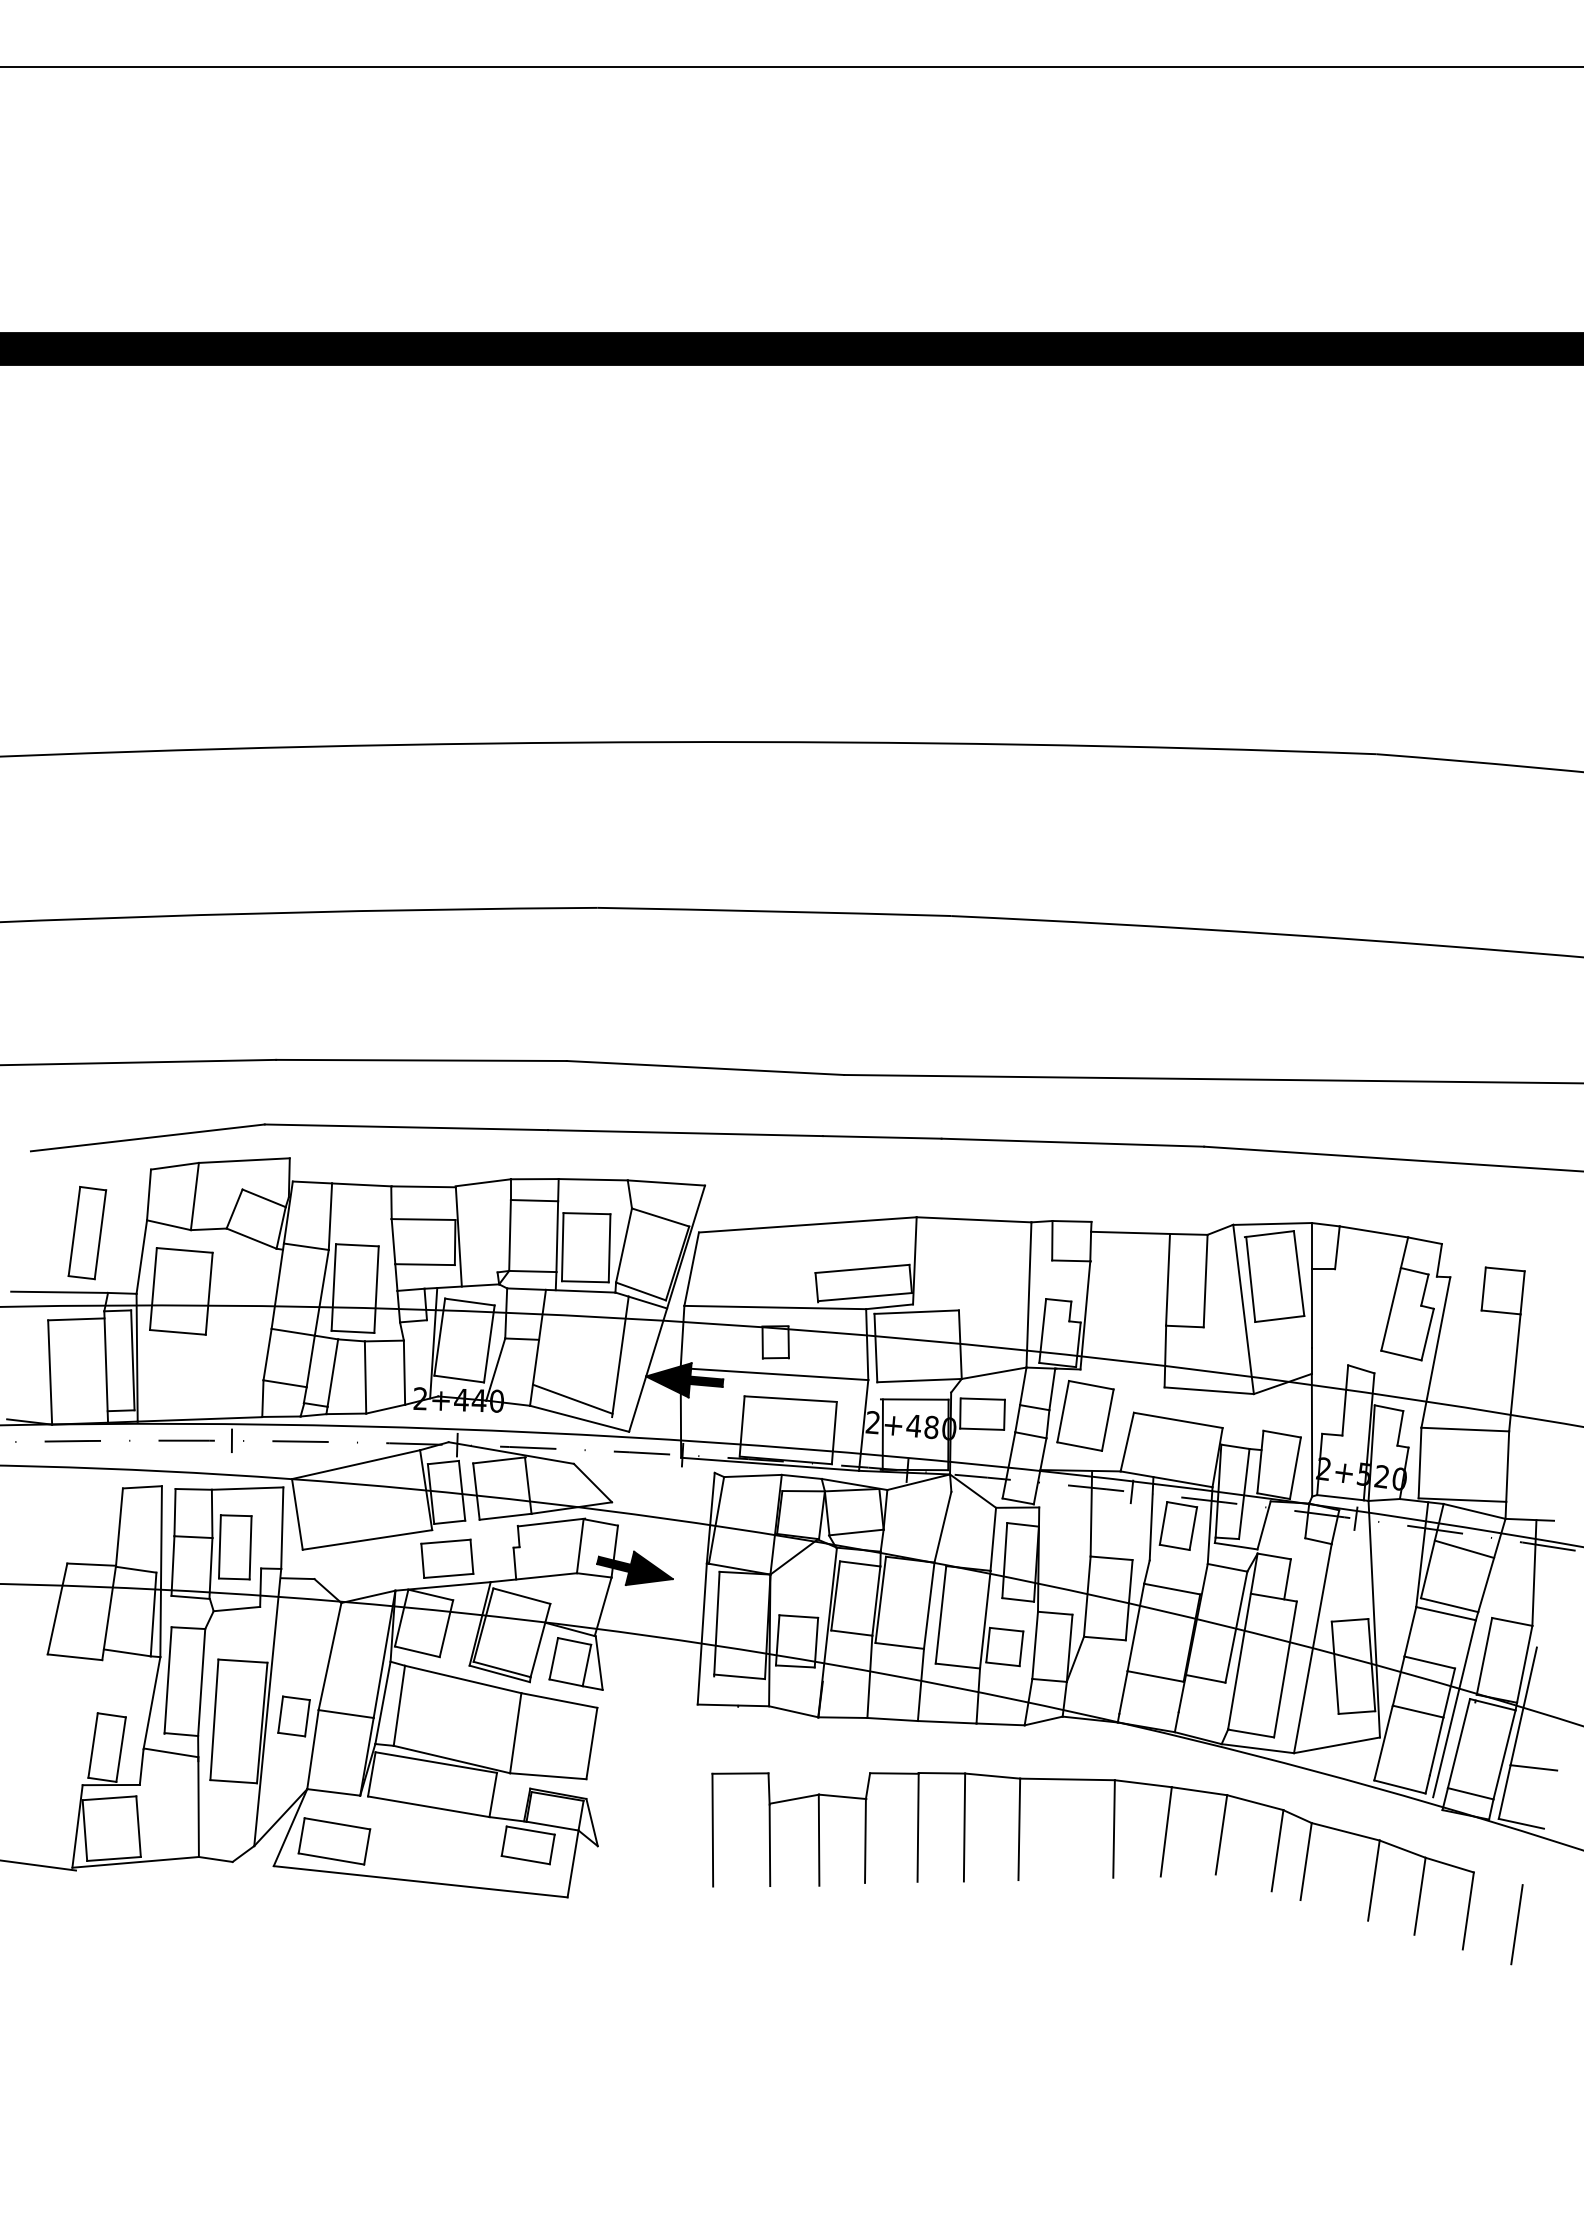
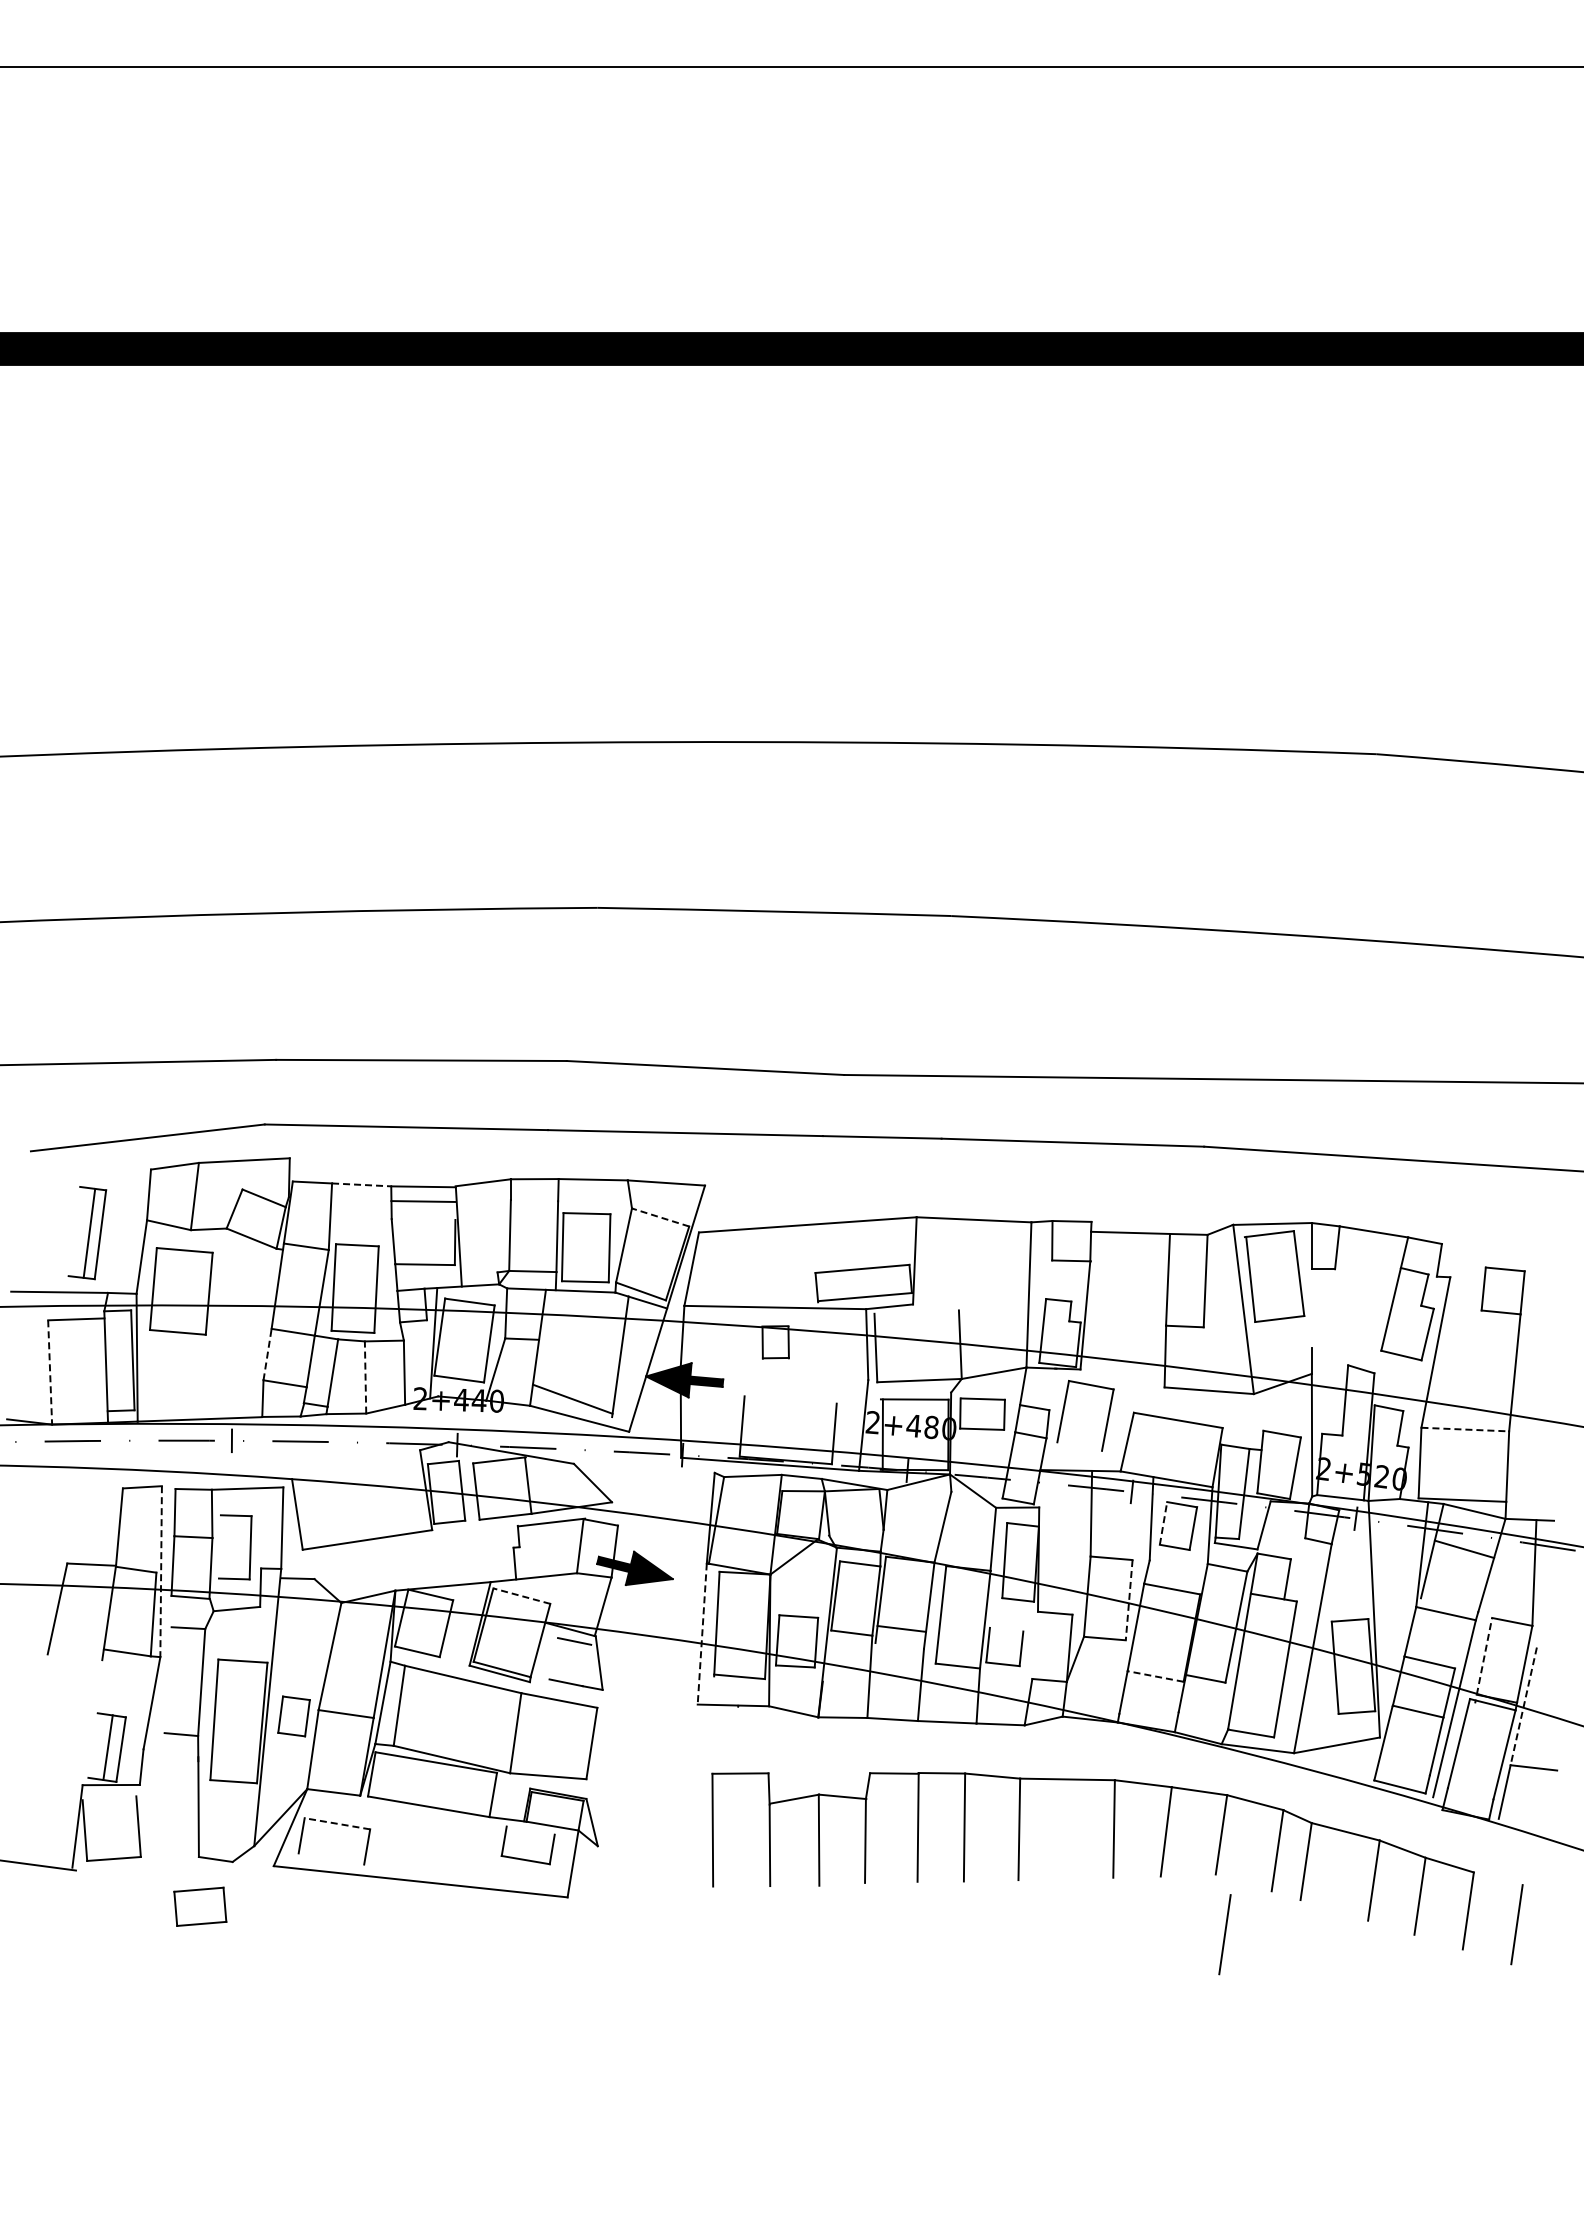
line: solid -> dashed (361, 1184)
line: present -> none (534, 1200)
line: solid -> dashed (660, 1217)
line position: (423, 1219) -> (423, 1201) (423, 1201)
line position: (74, 1230) -> (89, 1232) (89, 1232)
line: present -> none (1311, 1308)
line: present -> none (916, 1311)
line: solid -> dashed (267, 1354)
line: solid -> dashed (50, 1372)
line: present -> none (774, 1374)
line: solid -> dashed (365, 1377)
line: present -> none (1052, 1389)
line: present -> none (790, 1398)
line: solid -> dashed (1465, 1429)
line: present -> none (1079, 1446)
line: present -> none (356, 1464)
line: solid -> dashed (1163, 1523)
line: present -> none (856, 1532)
line: present -> none (219, 1546)
part position: (447, 1558) -> (200, 1906) (200, 1906)
line: solid -> dashed (161, 1572)
line: solid -> dashed (521, 1596)
line: solid -> dashed (1129, 1600)
line: present -> none (1449, 1605)
line: present -> none (1006, 1629)
line: solid -> dashed (702, 1633)
line: present -> none (1034, 1644)
line position: (899, 1645) -> (901, 1628) (901, 1628)
line: solid -> dashed (1484, 1655)
line: present -> none (74, 1657)
line: present -> none (553, 1658)
line: present -> none (586, 1665)
line: solid -> dashed (1155, 1676)
line: present -> none (167, 1680)
line: solid -> dashed (1523, 1706)
line position: (92, 1745) -> (107, 1747) (107, 1747)
line: present -> none (171, 1752)
line: present -> none (1470, 1793)
line: present -> none (109, 1798)
line: solid -> dashed (336, 1823)
line: present -> none (1520, 1823)
line: present -> none (530, 1830)
line: present -> none (331, 1858)
line: present -> none (135, 1862)
line: none -> present (1224, 1934)
